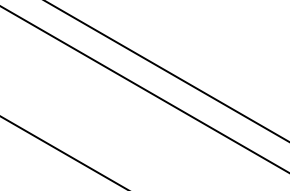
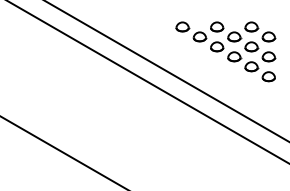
part: none -> present (225, 51)
line position: (144, 89) -> (147, 82) (147, 82)
